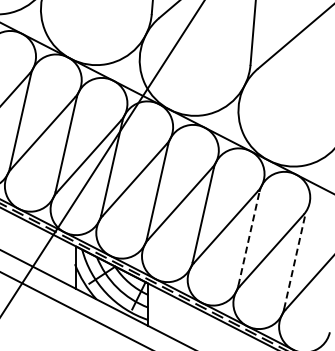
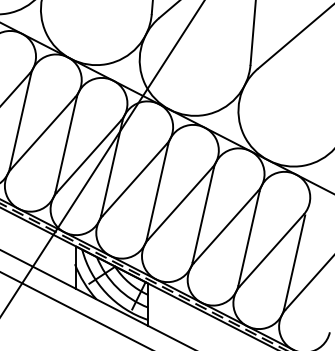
line: dashed -> solid (249, 238)
line: dashed -> solid (294, 261)
